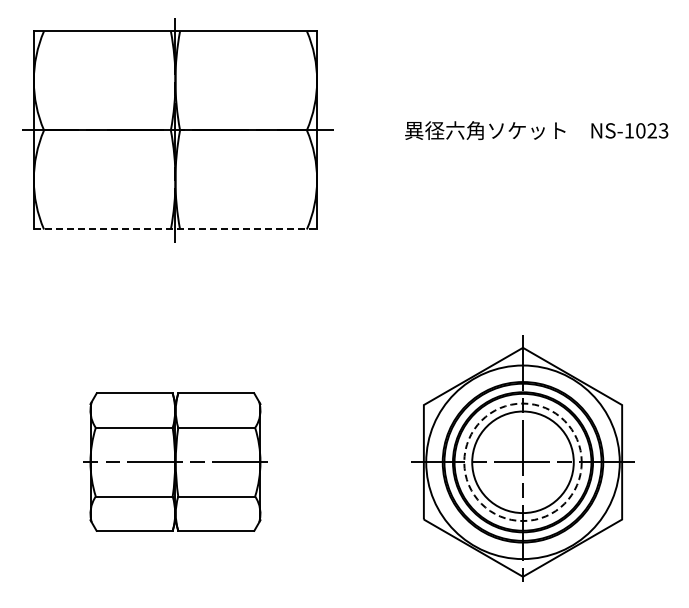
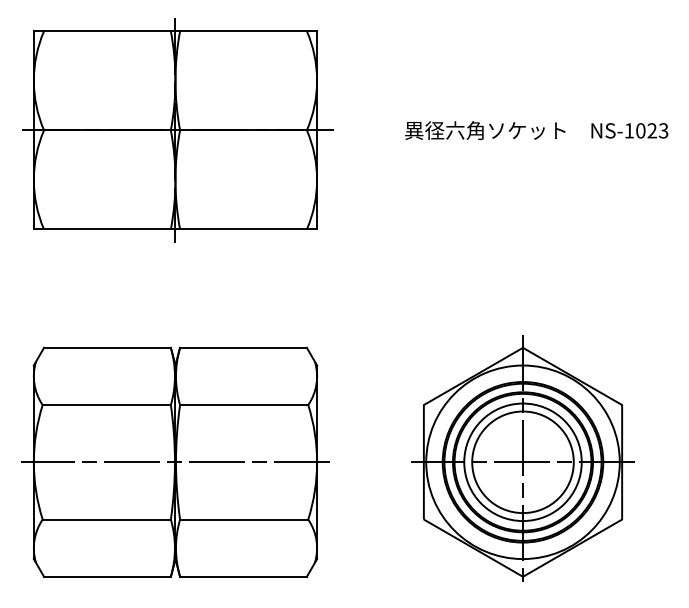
line: dashed -> solid (175, 229)
part size: 185x140 px -> 309x232 px (175, 461)
circle: dashed -> solid (522, 462)
